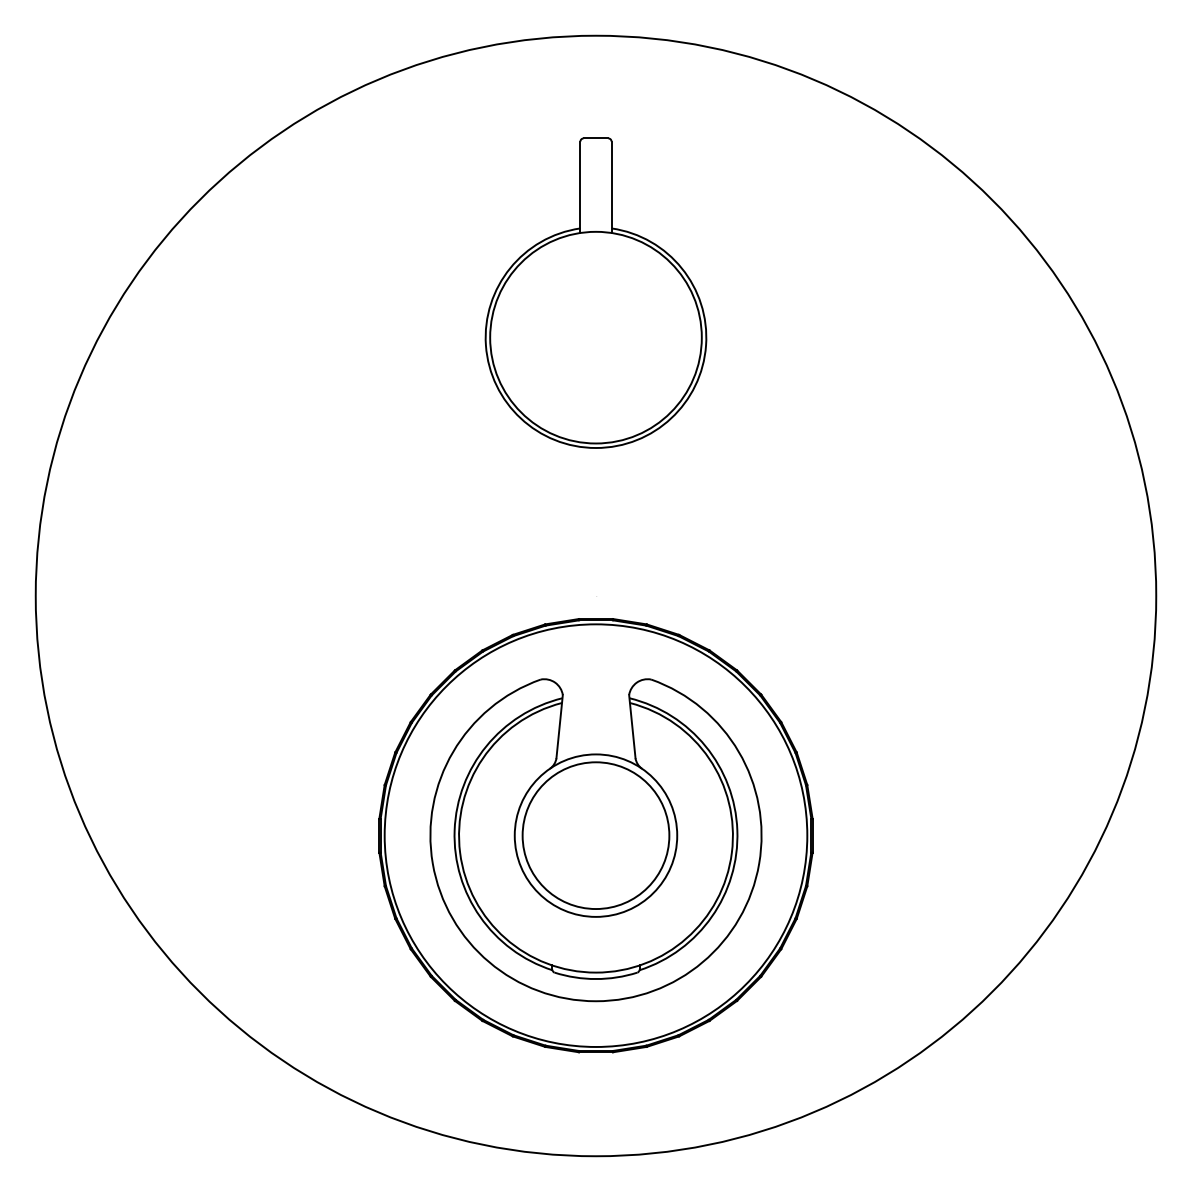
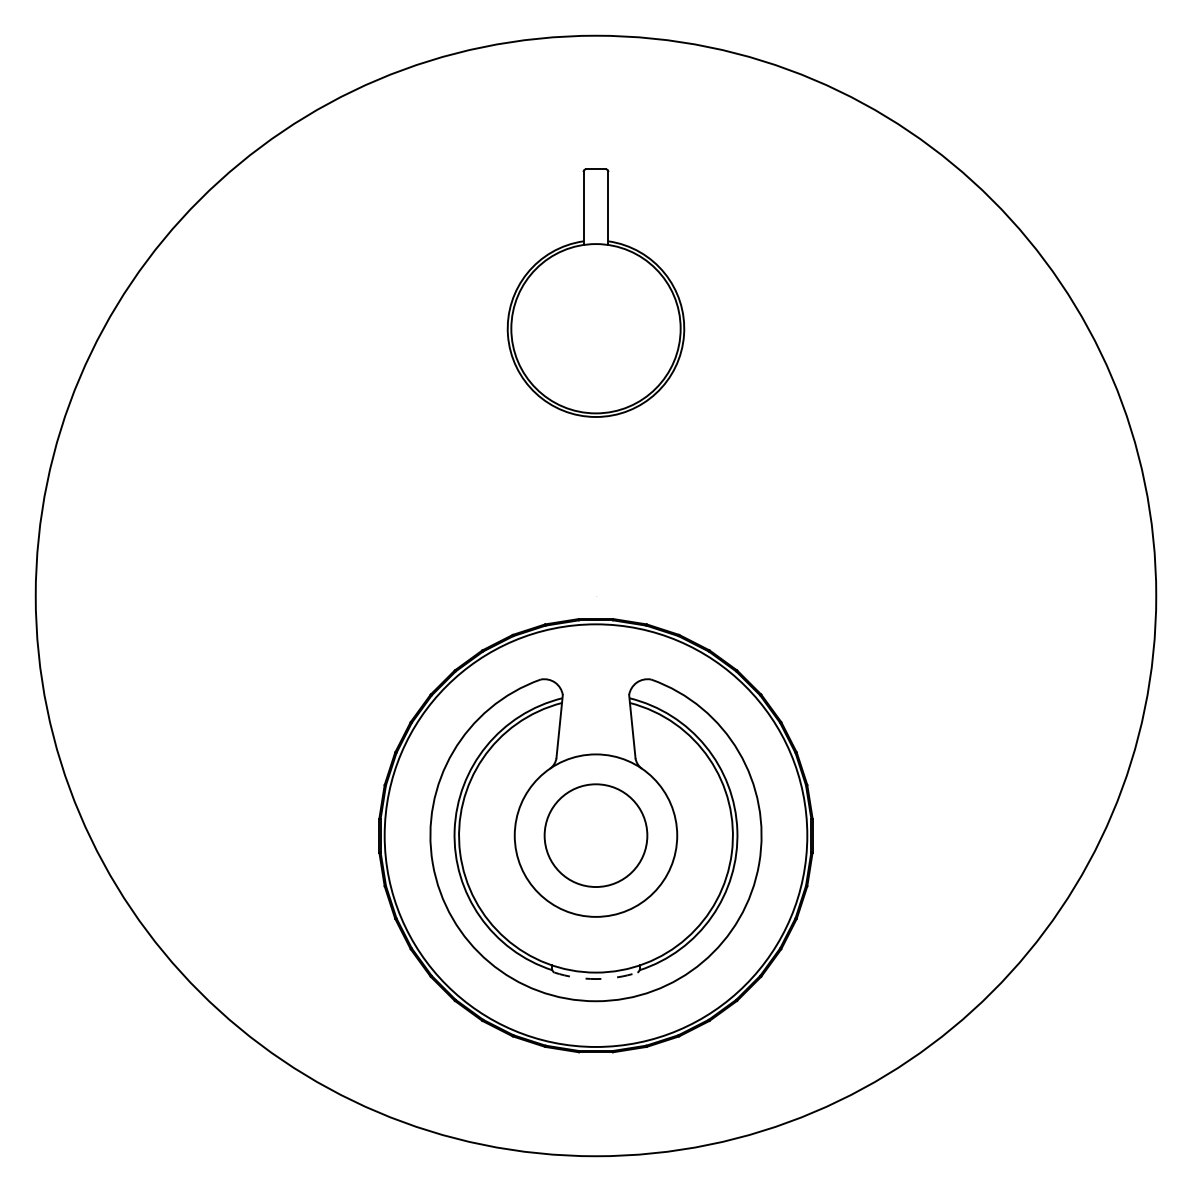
part size: 224x312 px -> 180x250 px (595, 292)
circle diameter: 147 px -> 103 px (595, 835)
arc: solid -> dashed (596, 979)
